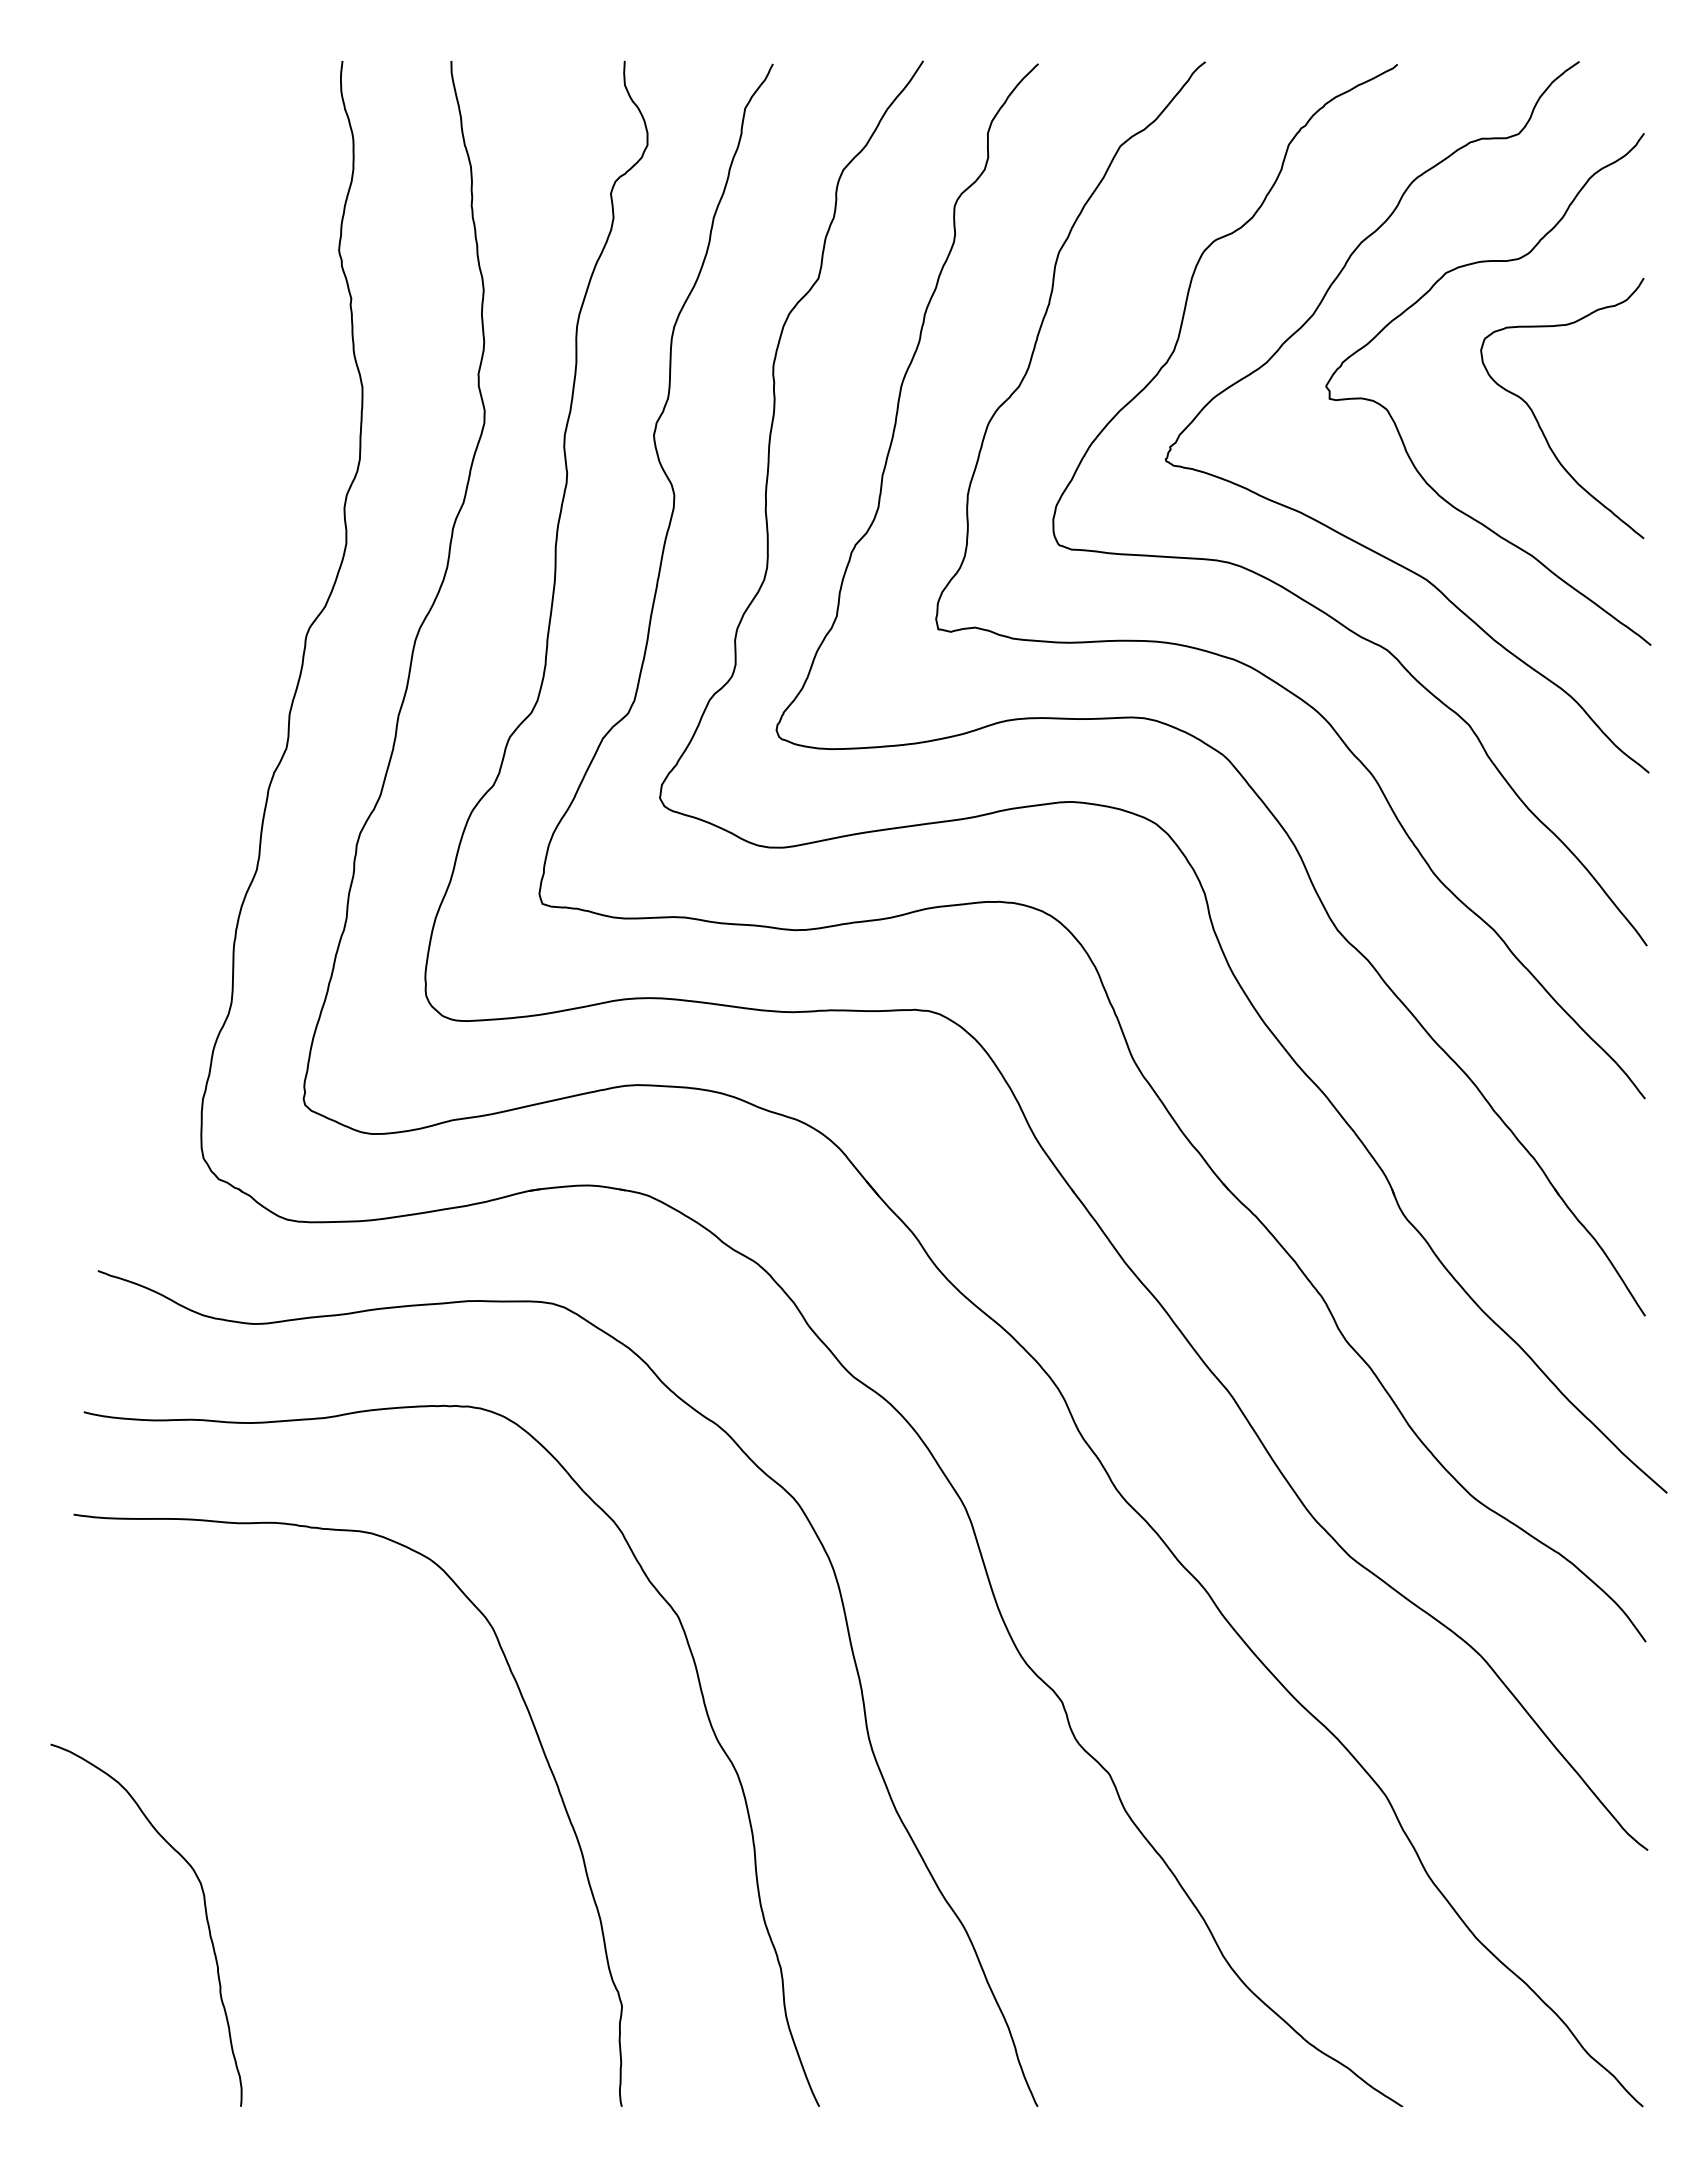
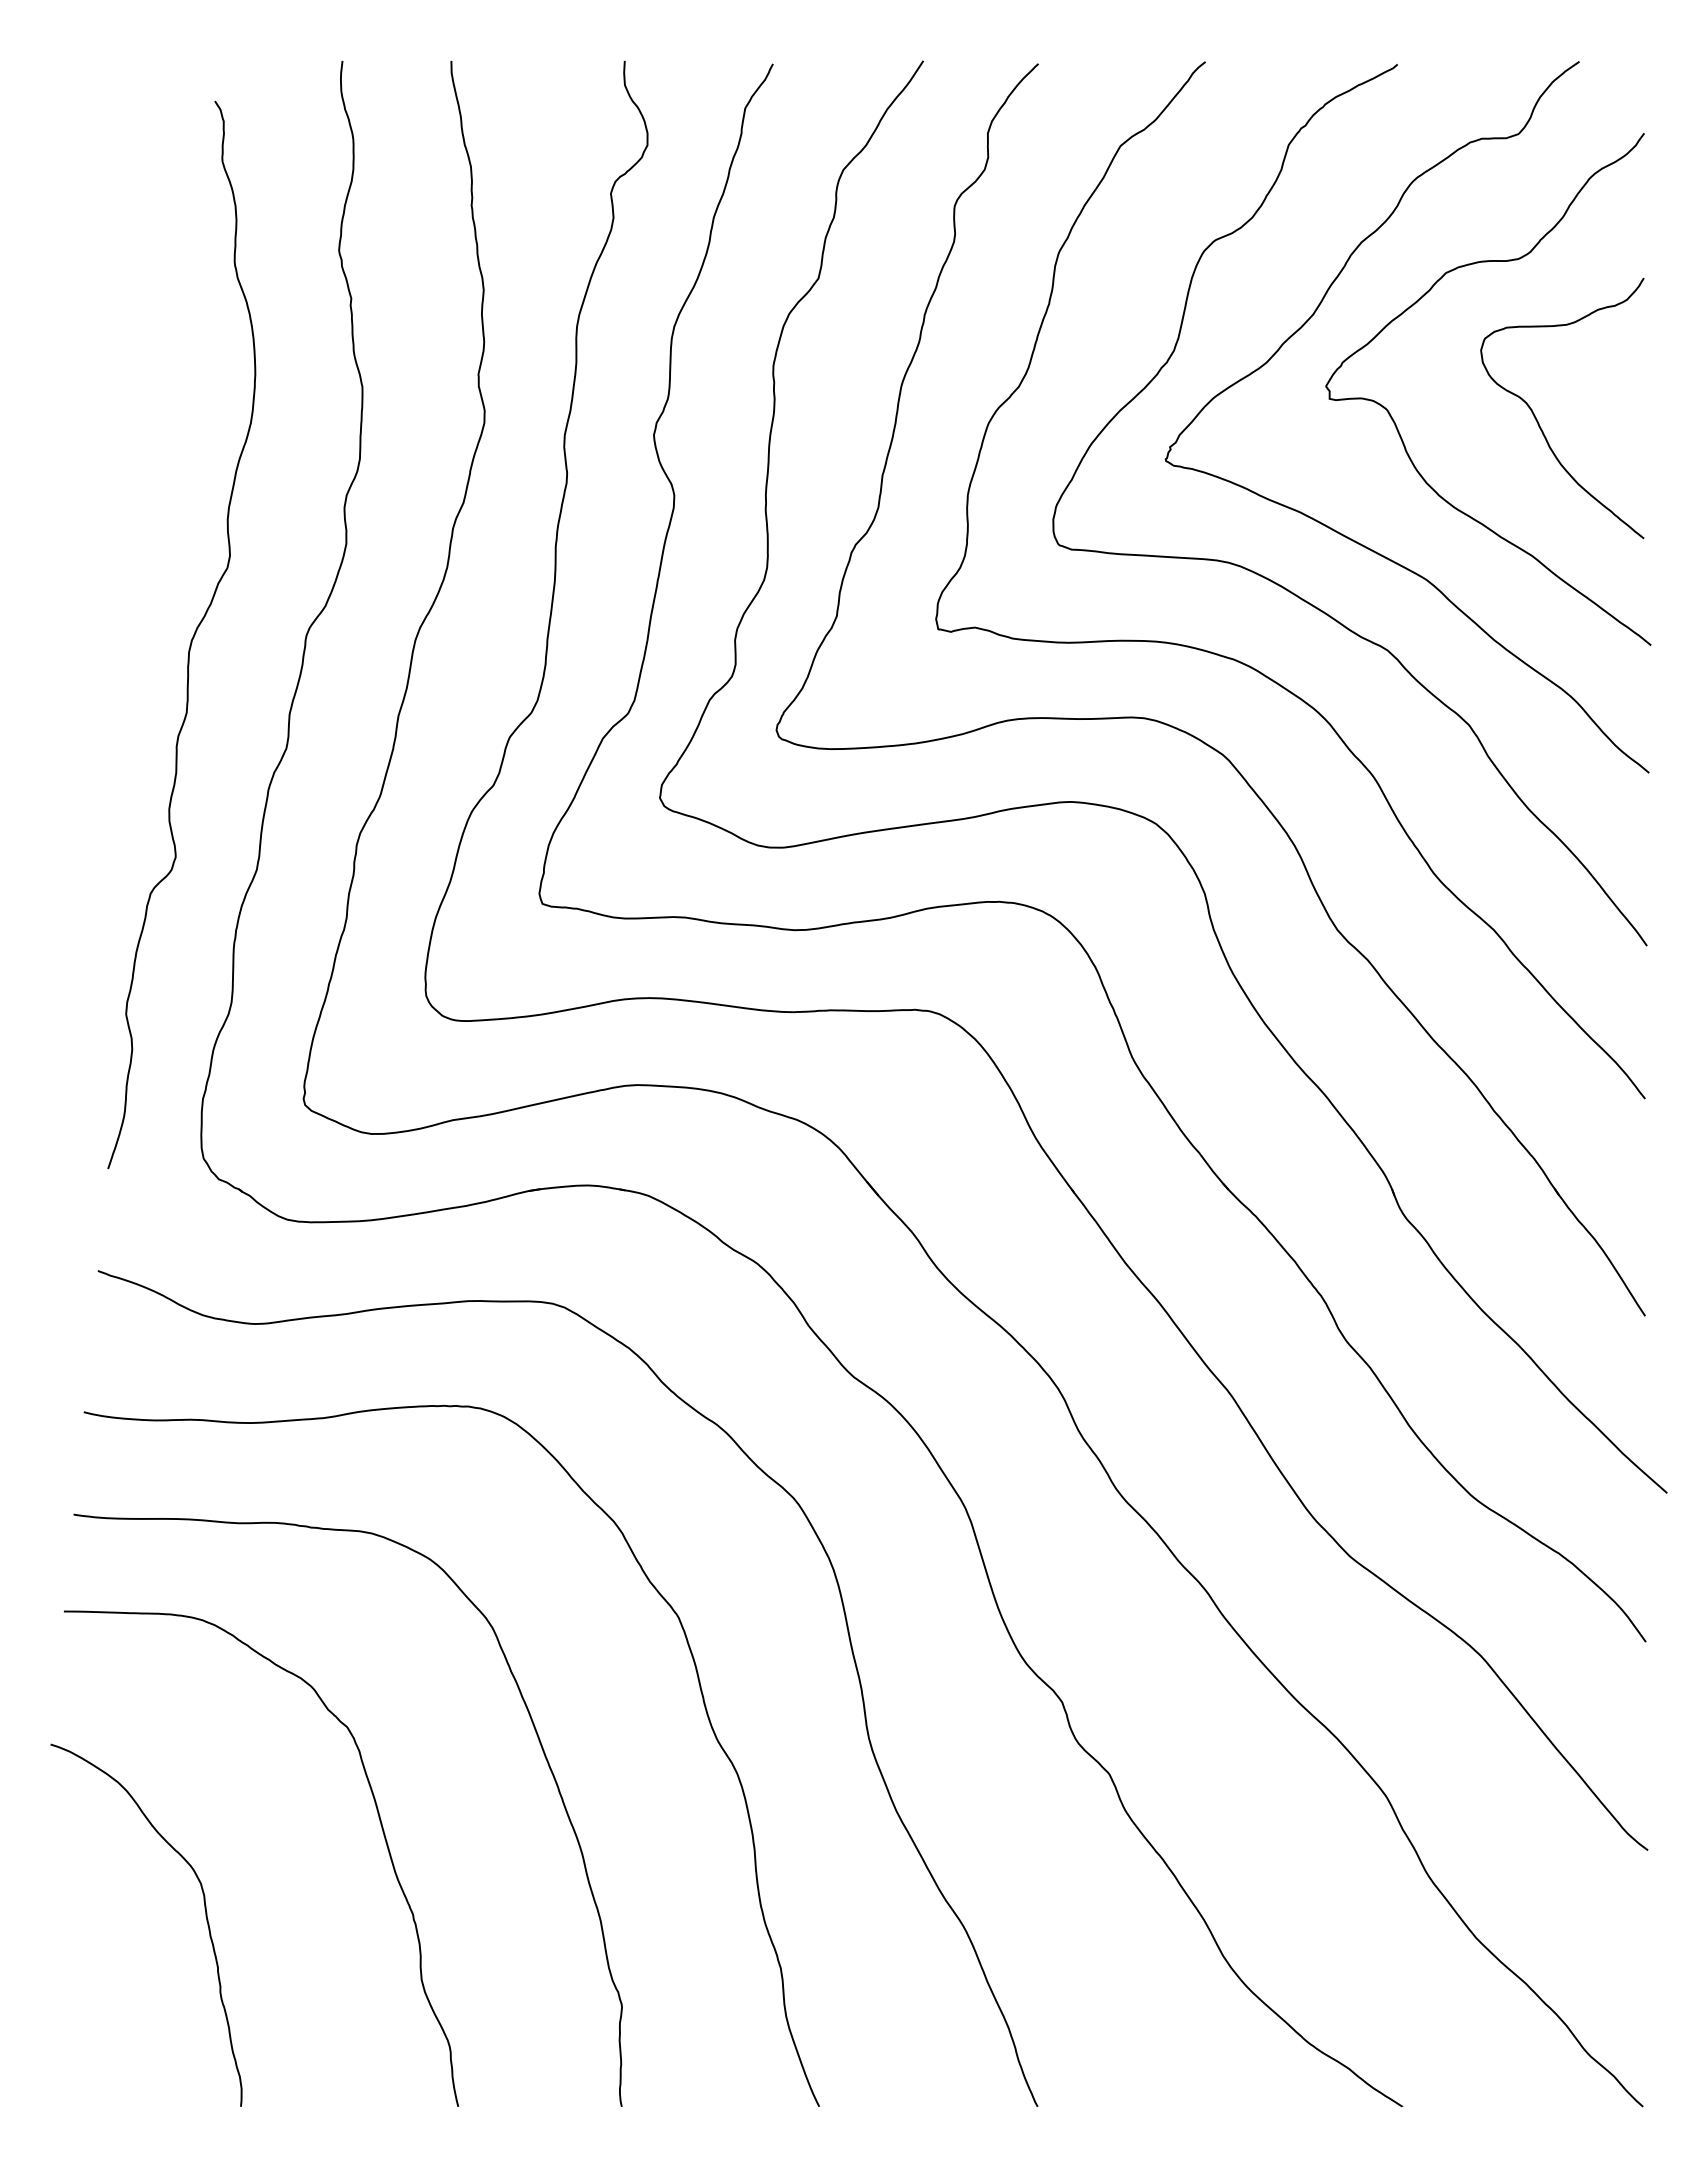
curve: none -> present (191, 638)
curve: none -> present (380, 1825)
